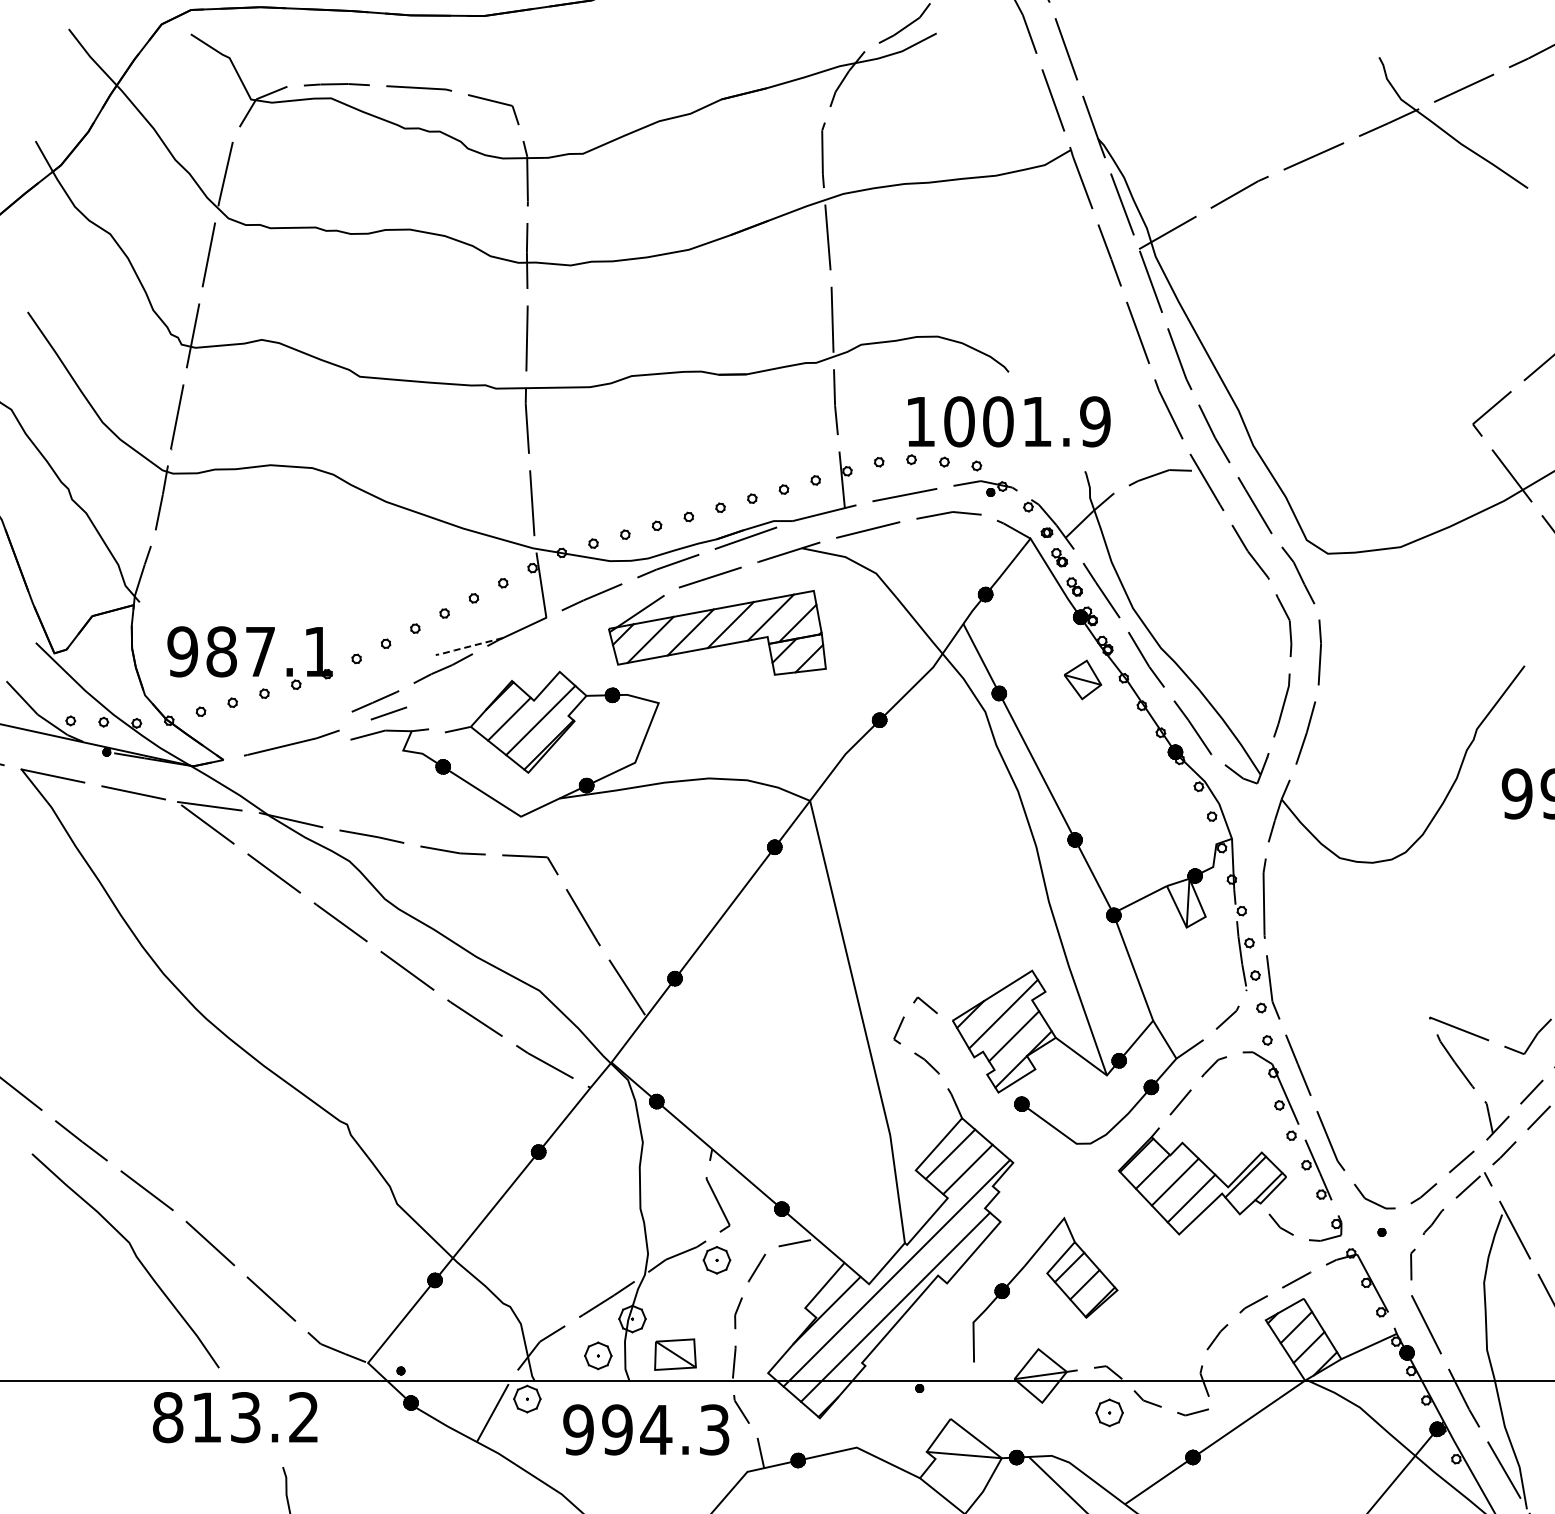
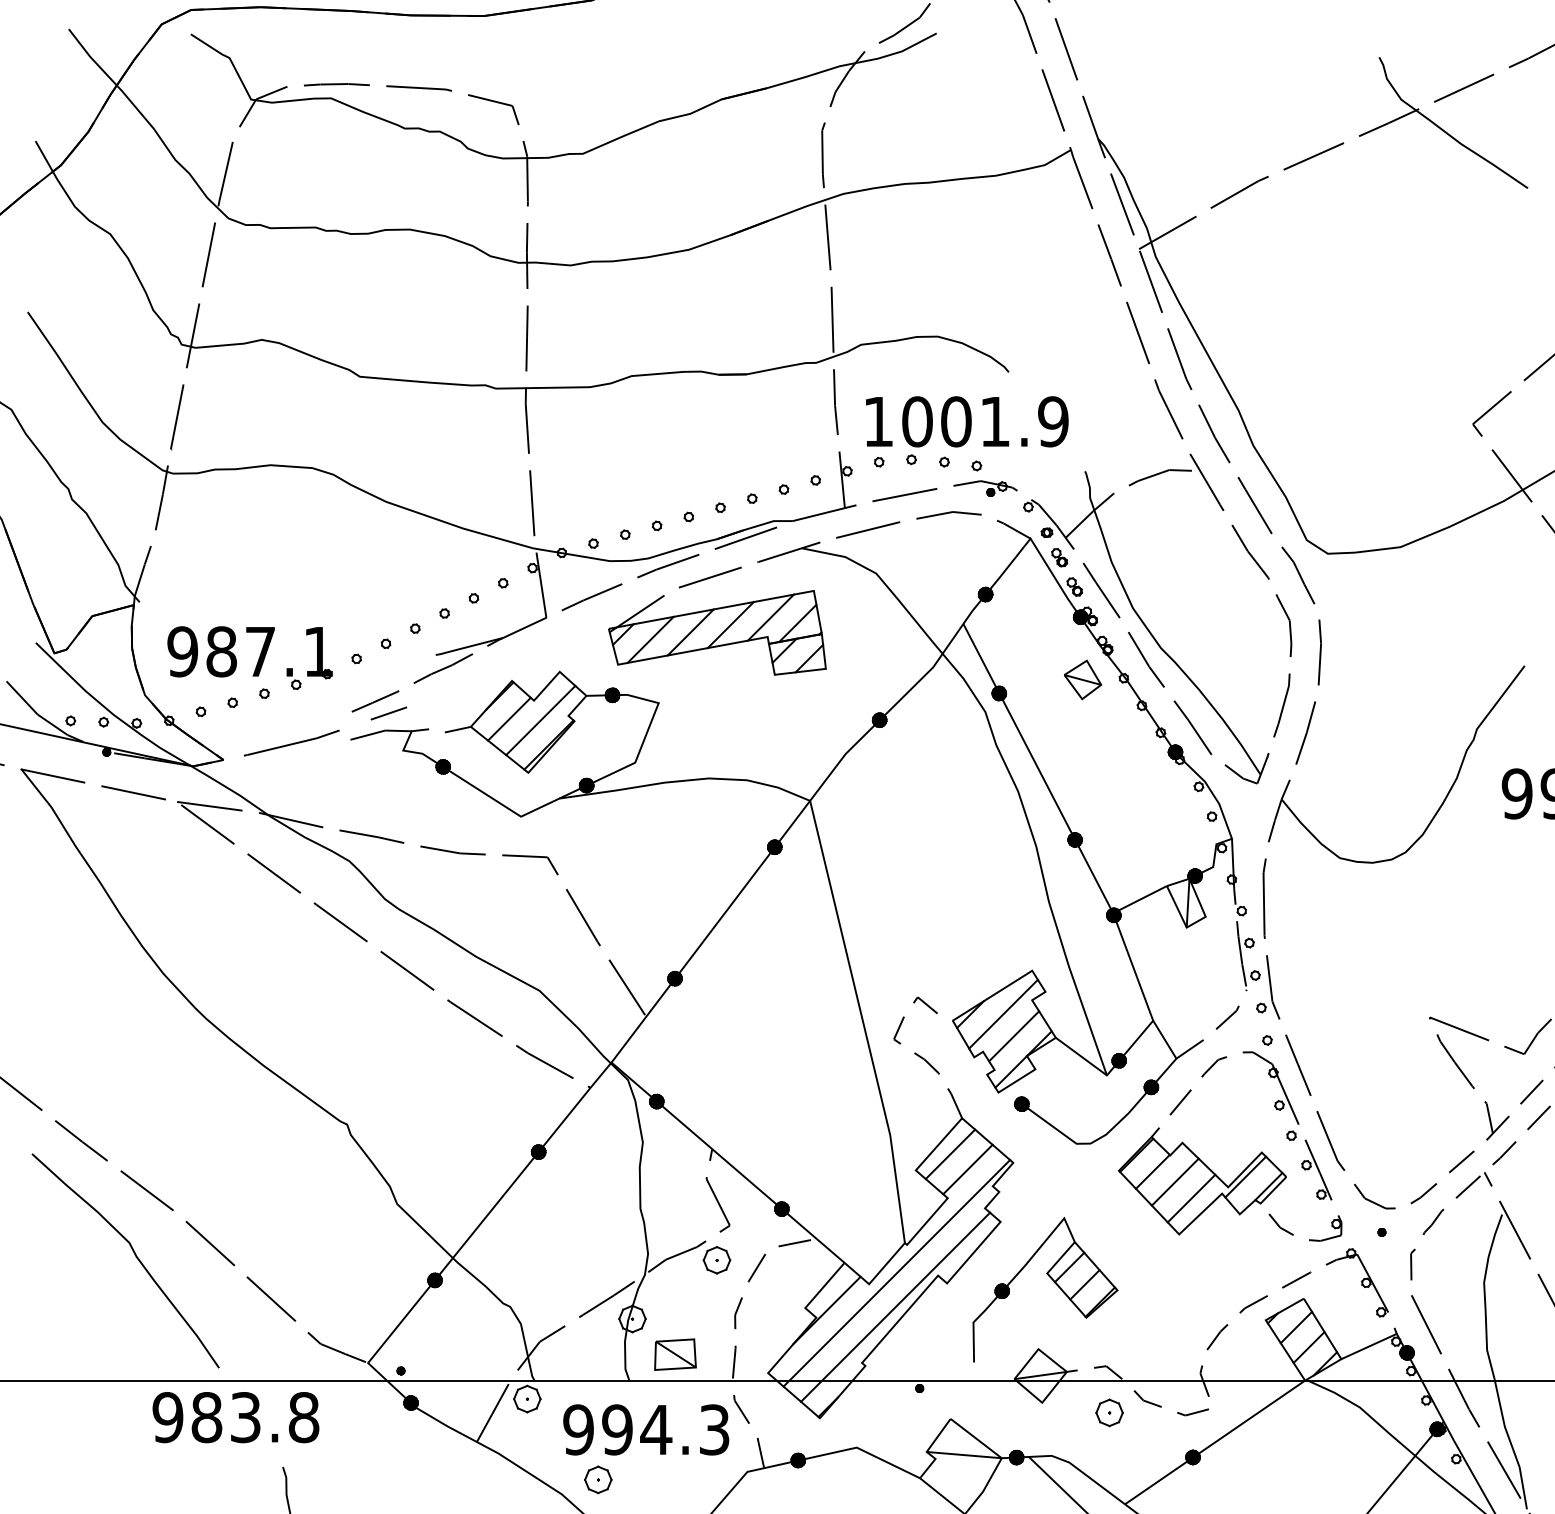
text position: (1009, 421) -> (967, 421) (967, 421)
line: dashed -> solid (467, 647)
part position: (598, 1355) -> (598, 1479) (598, 1479)
text: 813.2 -> 983.8 (235, 1417)
